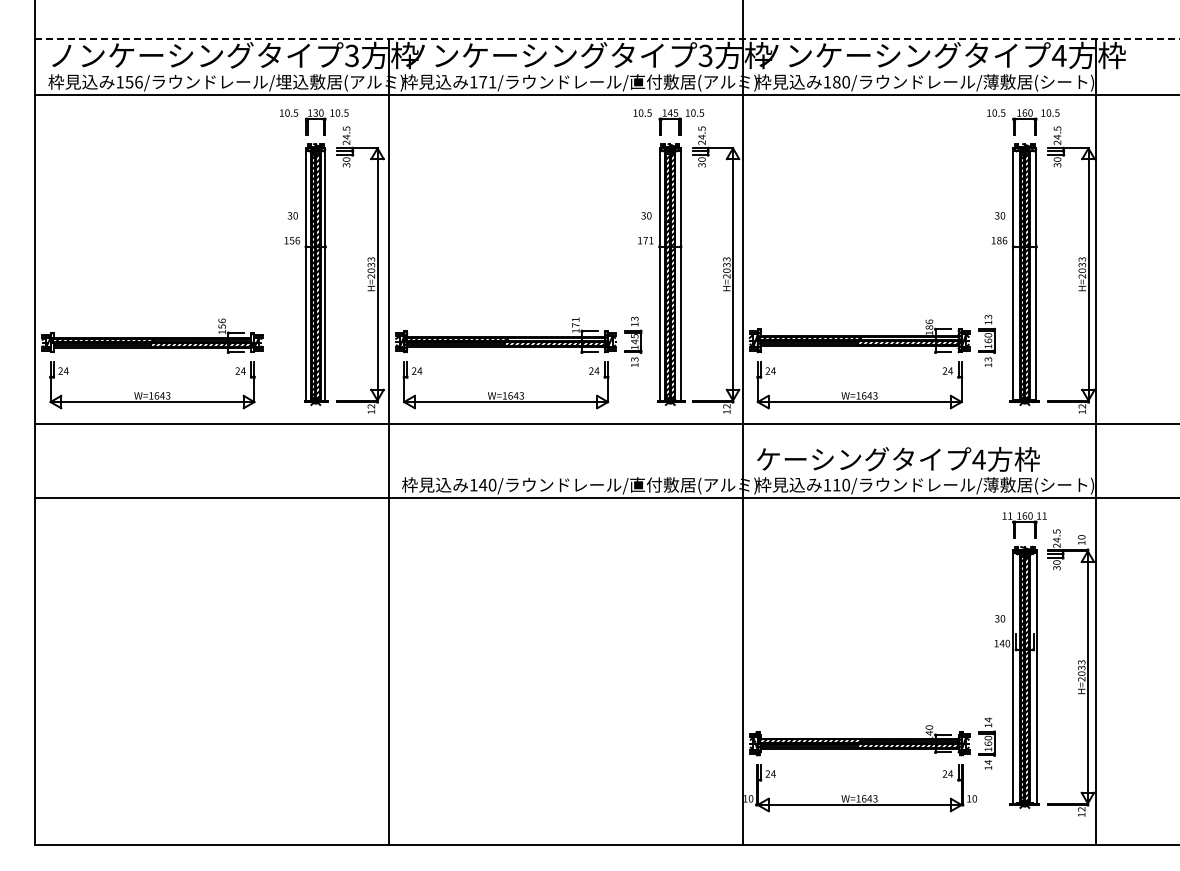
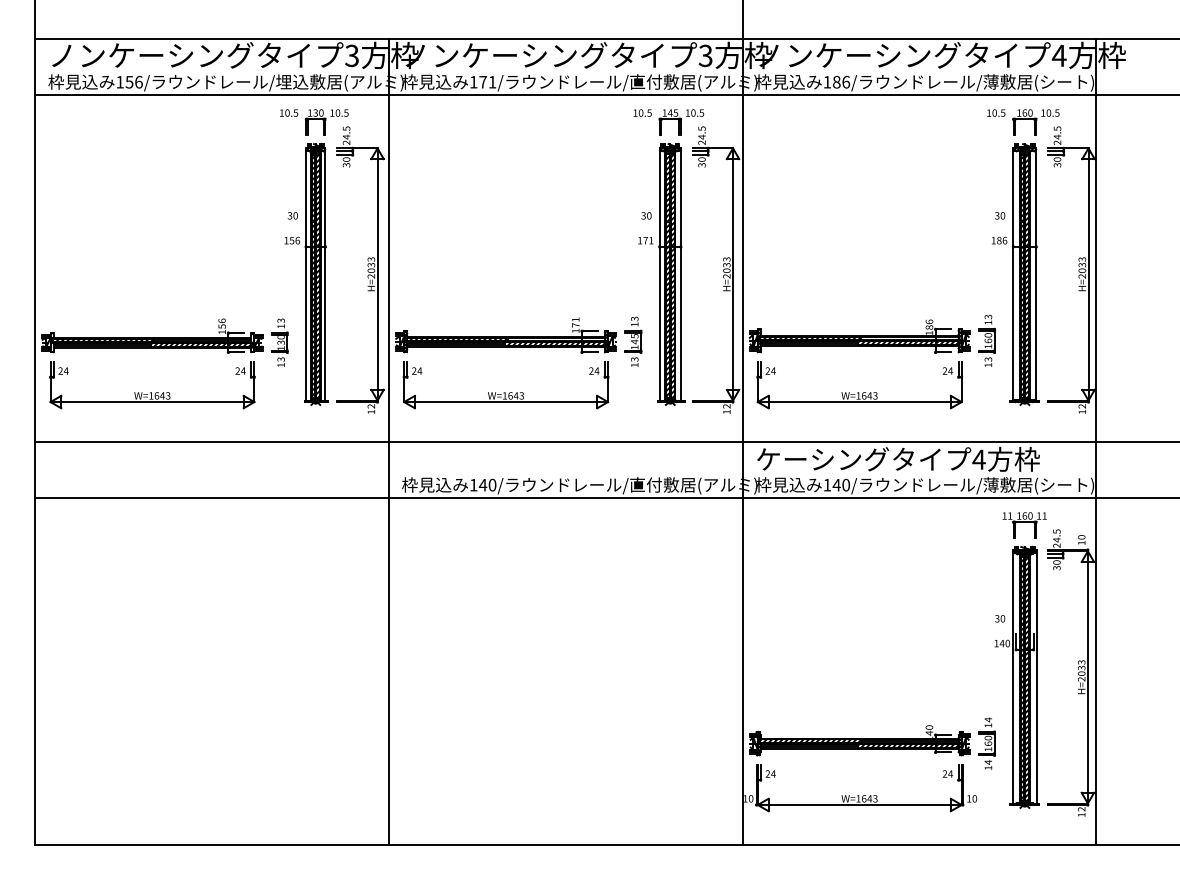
line: dashed -> solid (607, 38)
text: 180/ -> 186/ (846, 81)
part: none -> present (279, 342)
line position: (605, 423) -> (605, 441) (605, 441)
text: 110/ -> 140/ (836, 485)
